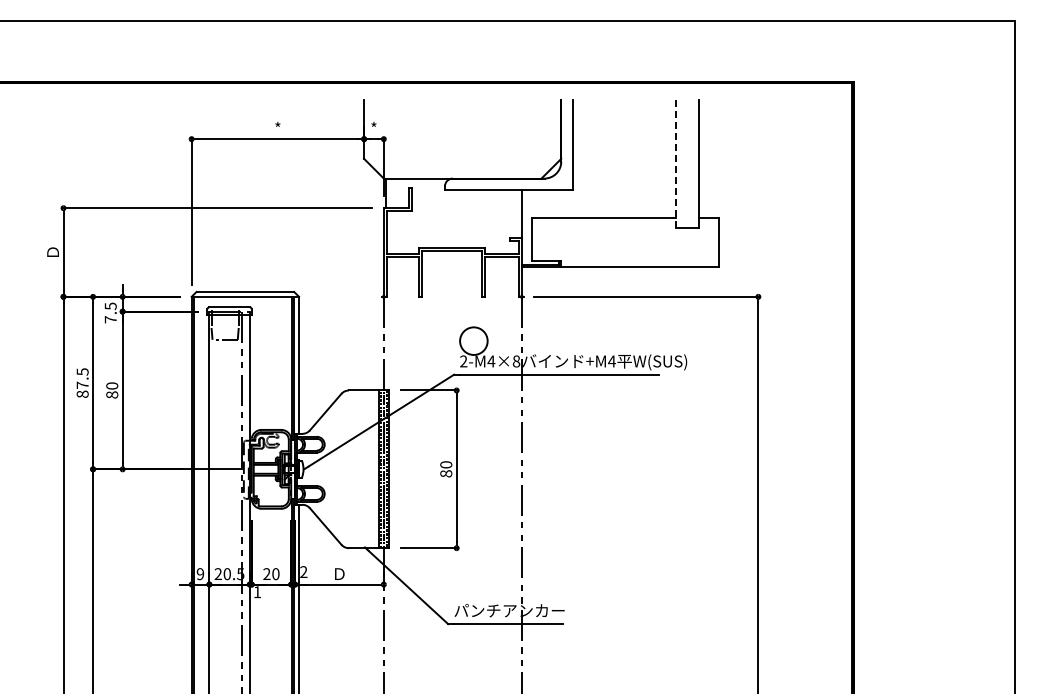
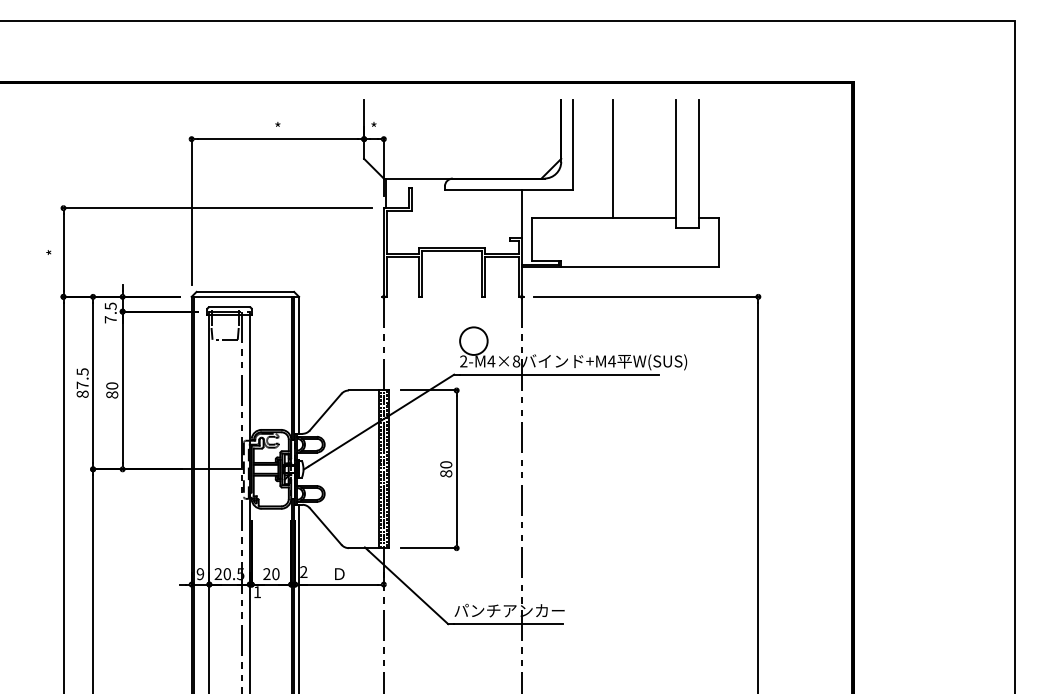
line: none -> present (612, 158)
line: dashed -> solid (675, 164)
text: Ｄ -> * (52, 251)
